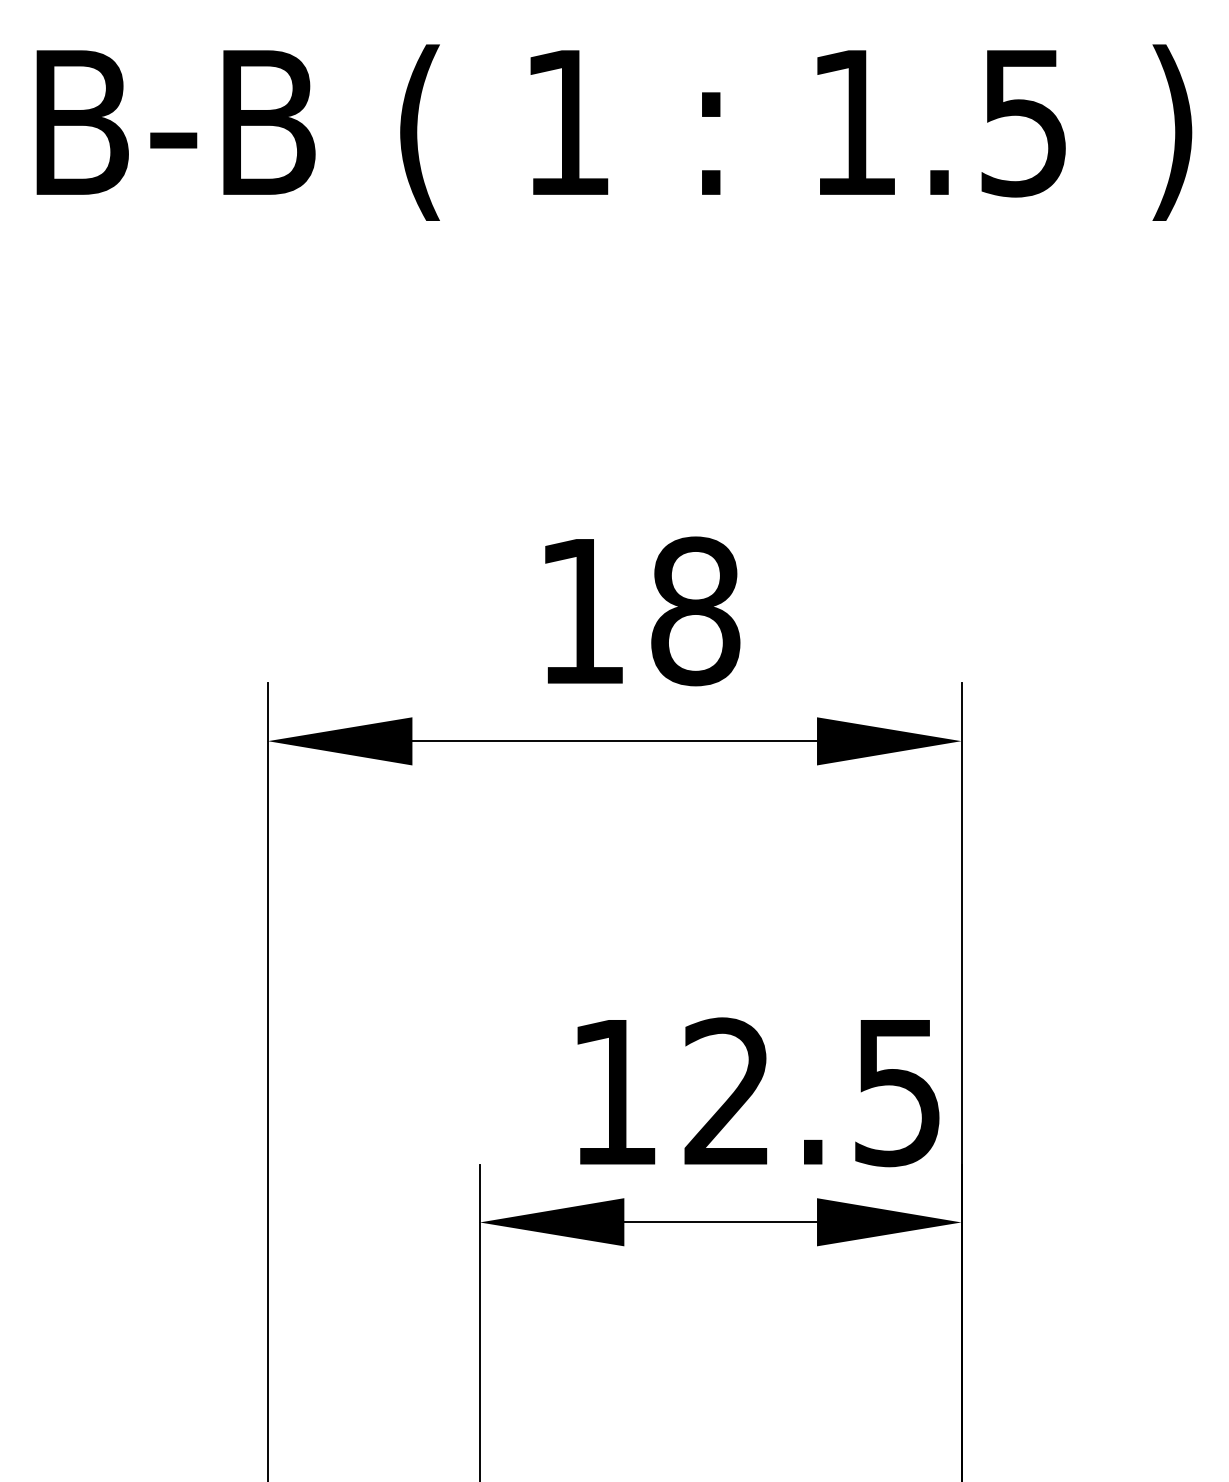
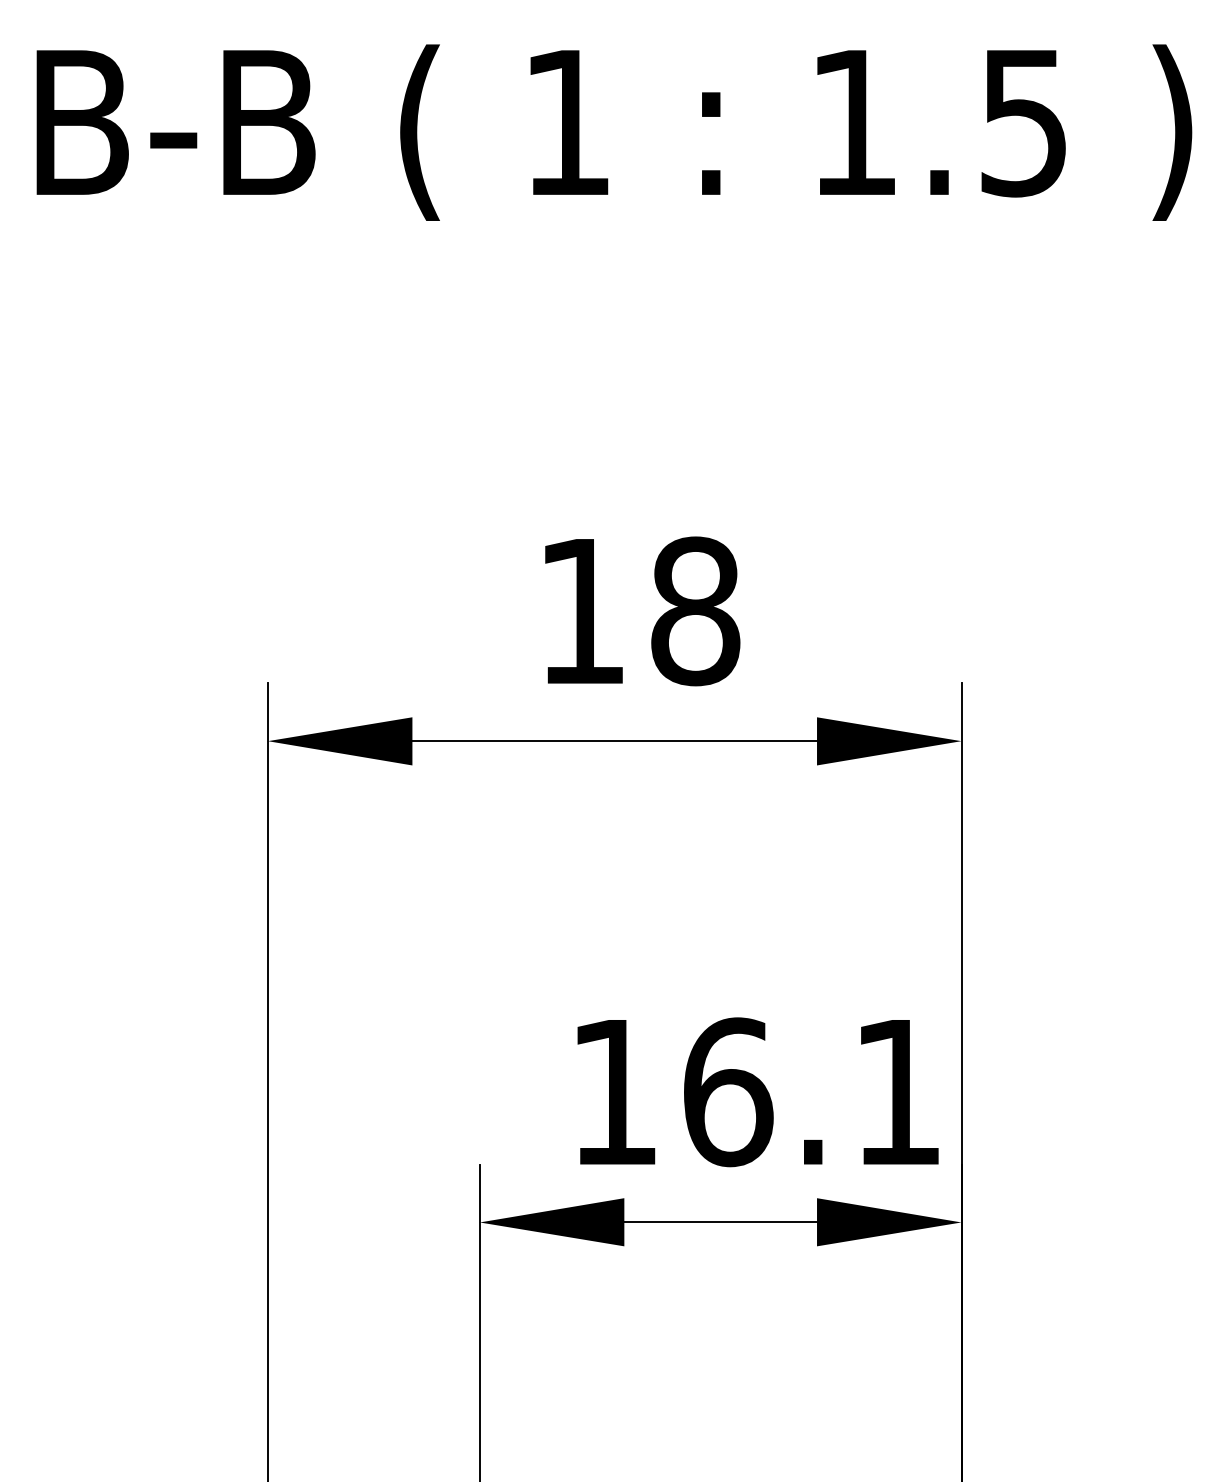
text: 12.5 -> 16.1 (811, 1092)
